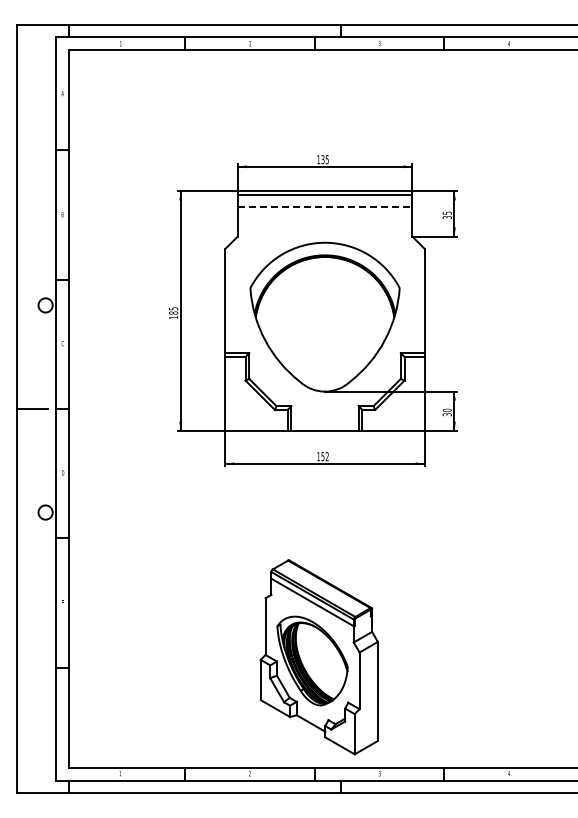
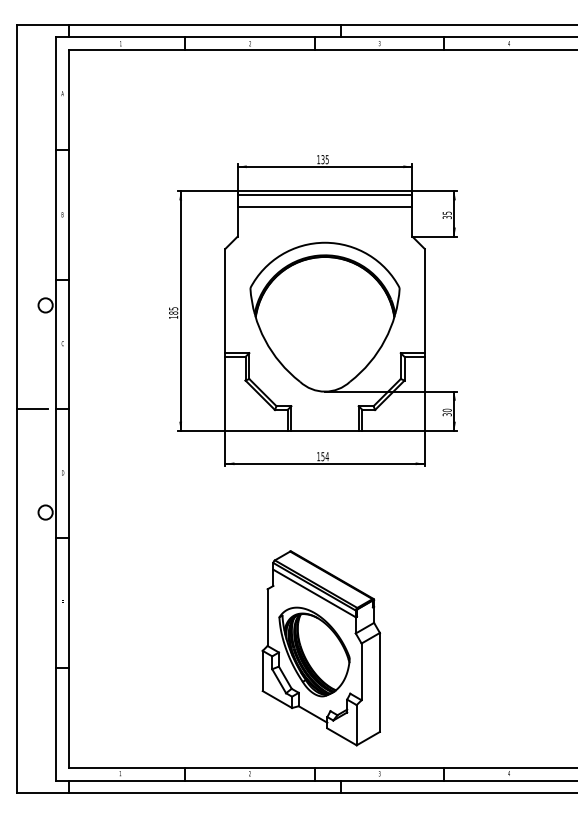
line: dashed -> solid (325, 206)
text: 152 -> 154 (326, 456)
part position: (318, 657) -> (320, 648) (320, 648)
